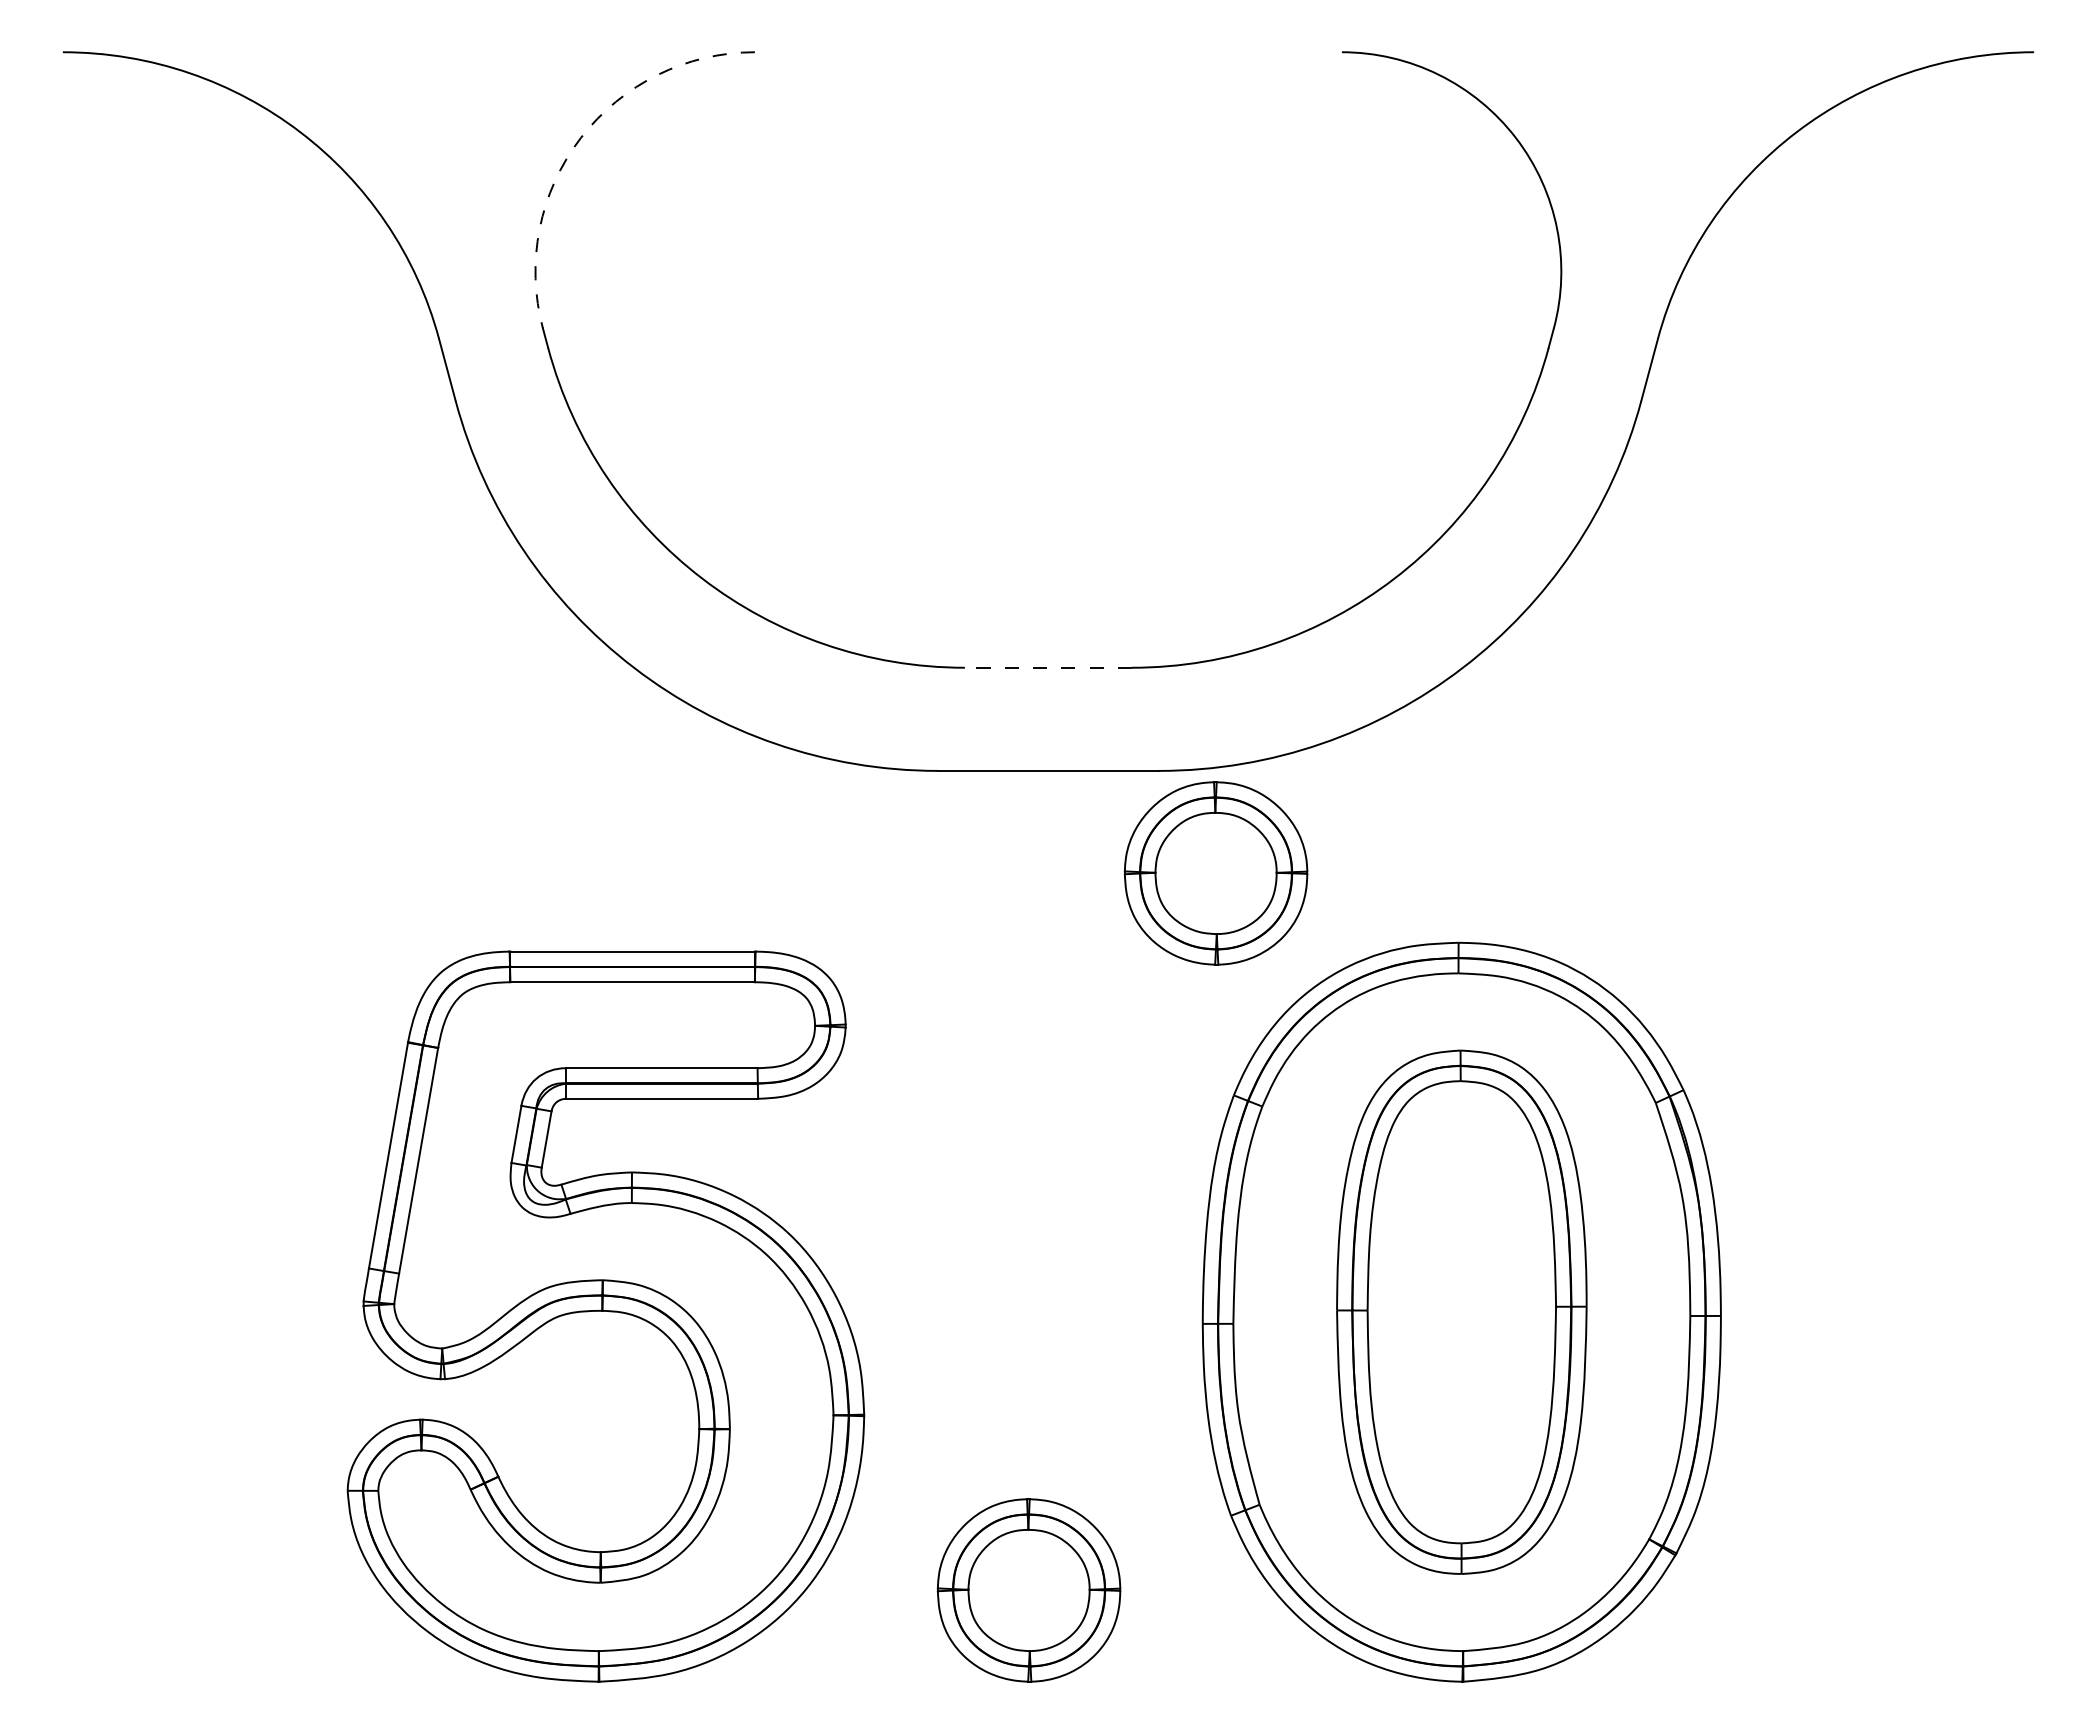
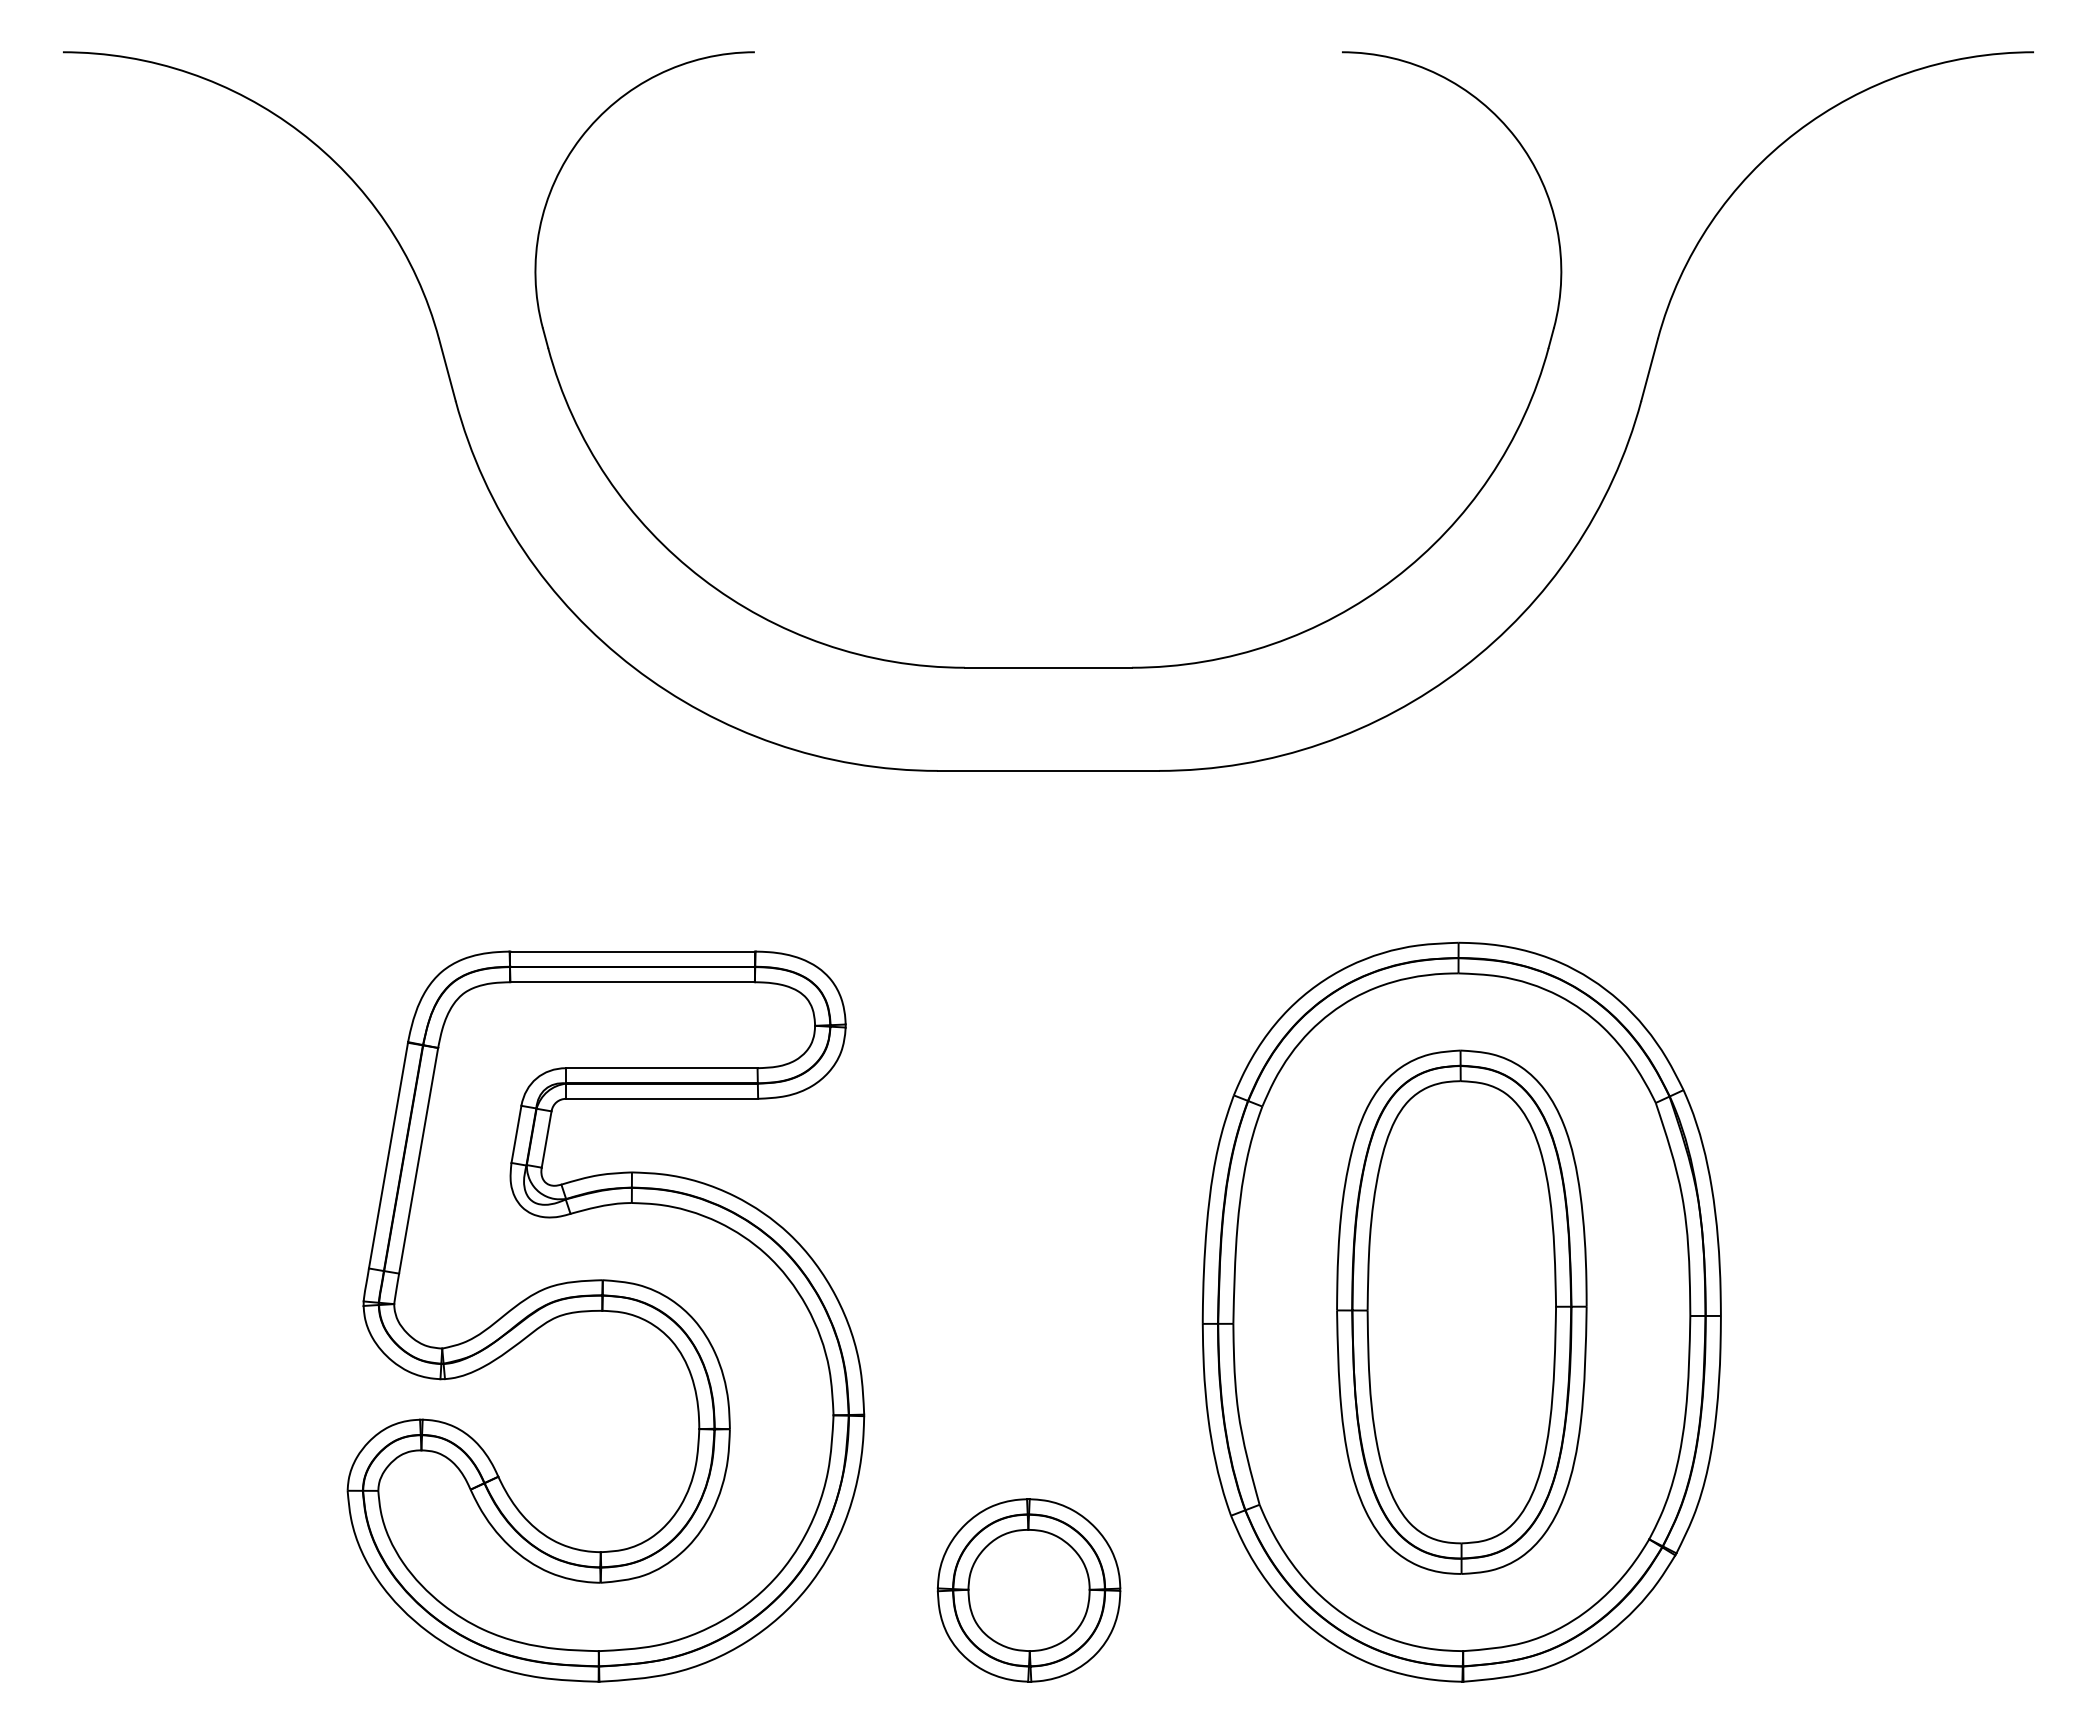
arc: dashed -> solid (580, 138)
line: dashed -> solid (1048, 667)
part: present -> none (1215, 873)
